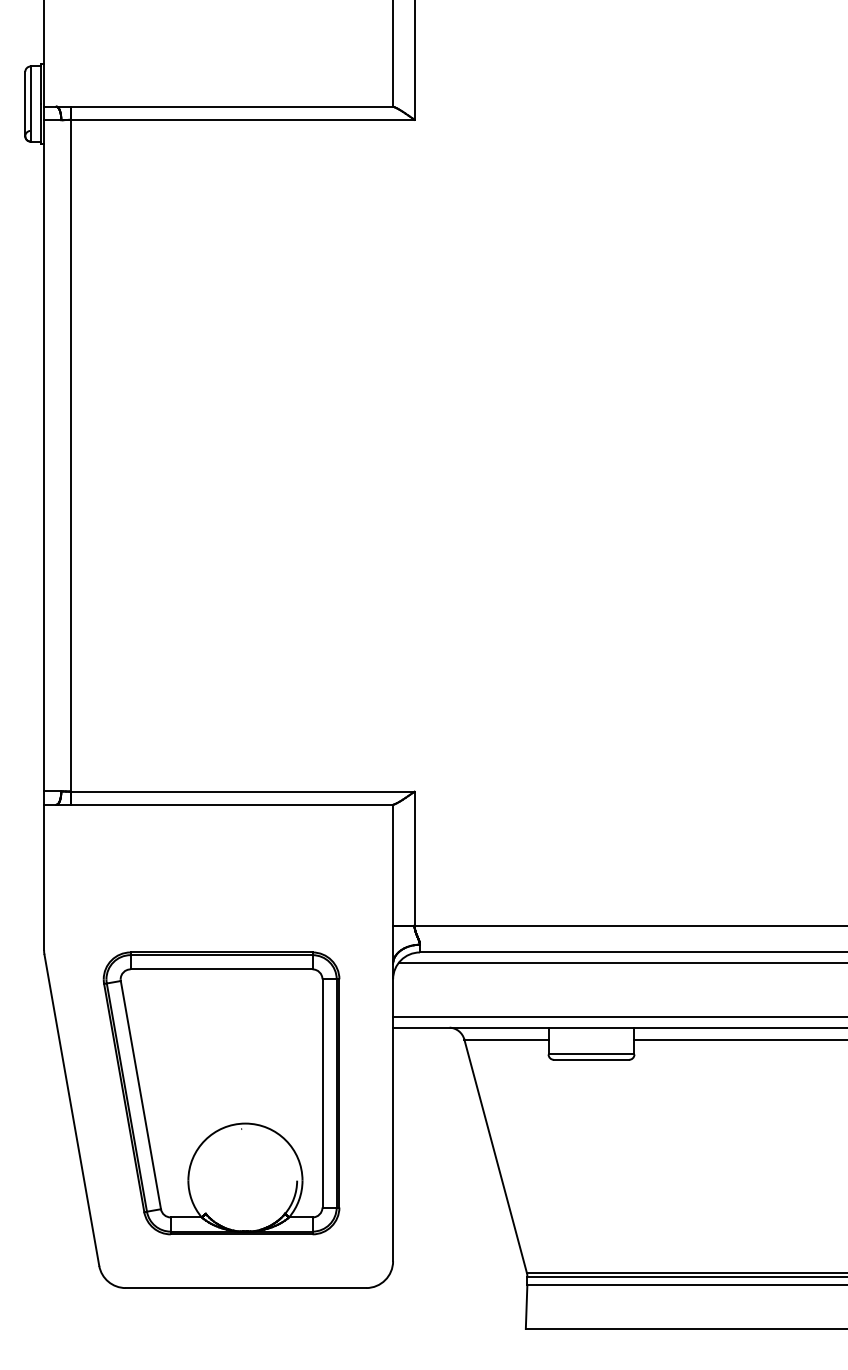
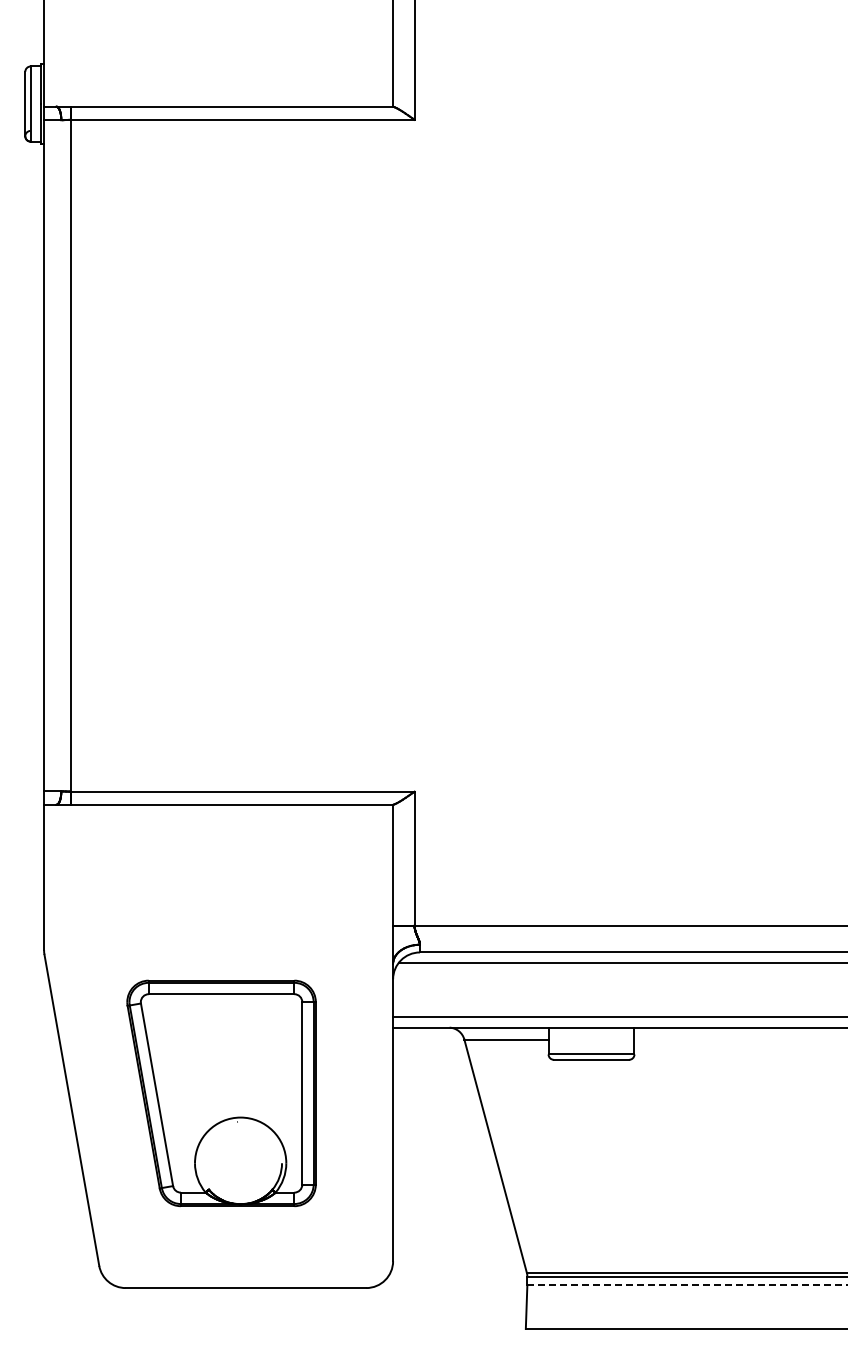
line: present -> none (739, 1039)
part size: 239x285 px -> 191x229 px (221, 1093)
line: solid -> dashed (687, 1285)
